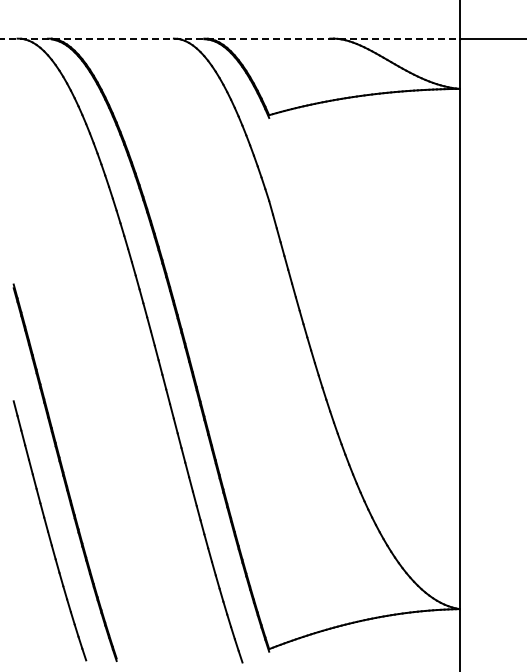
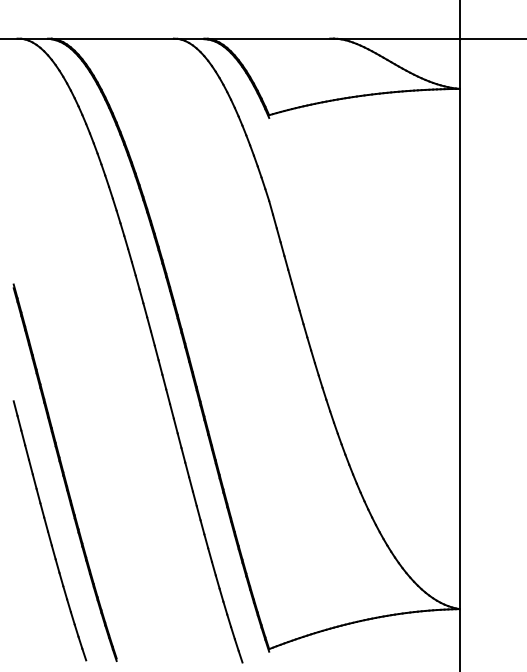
line: dashed -> solid (230, 38)
